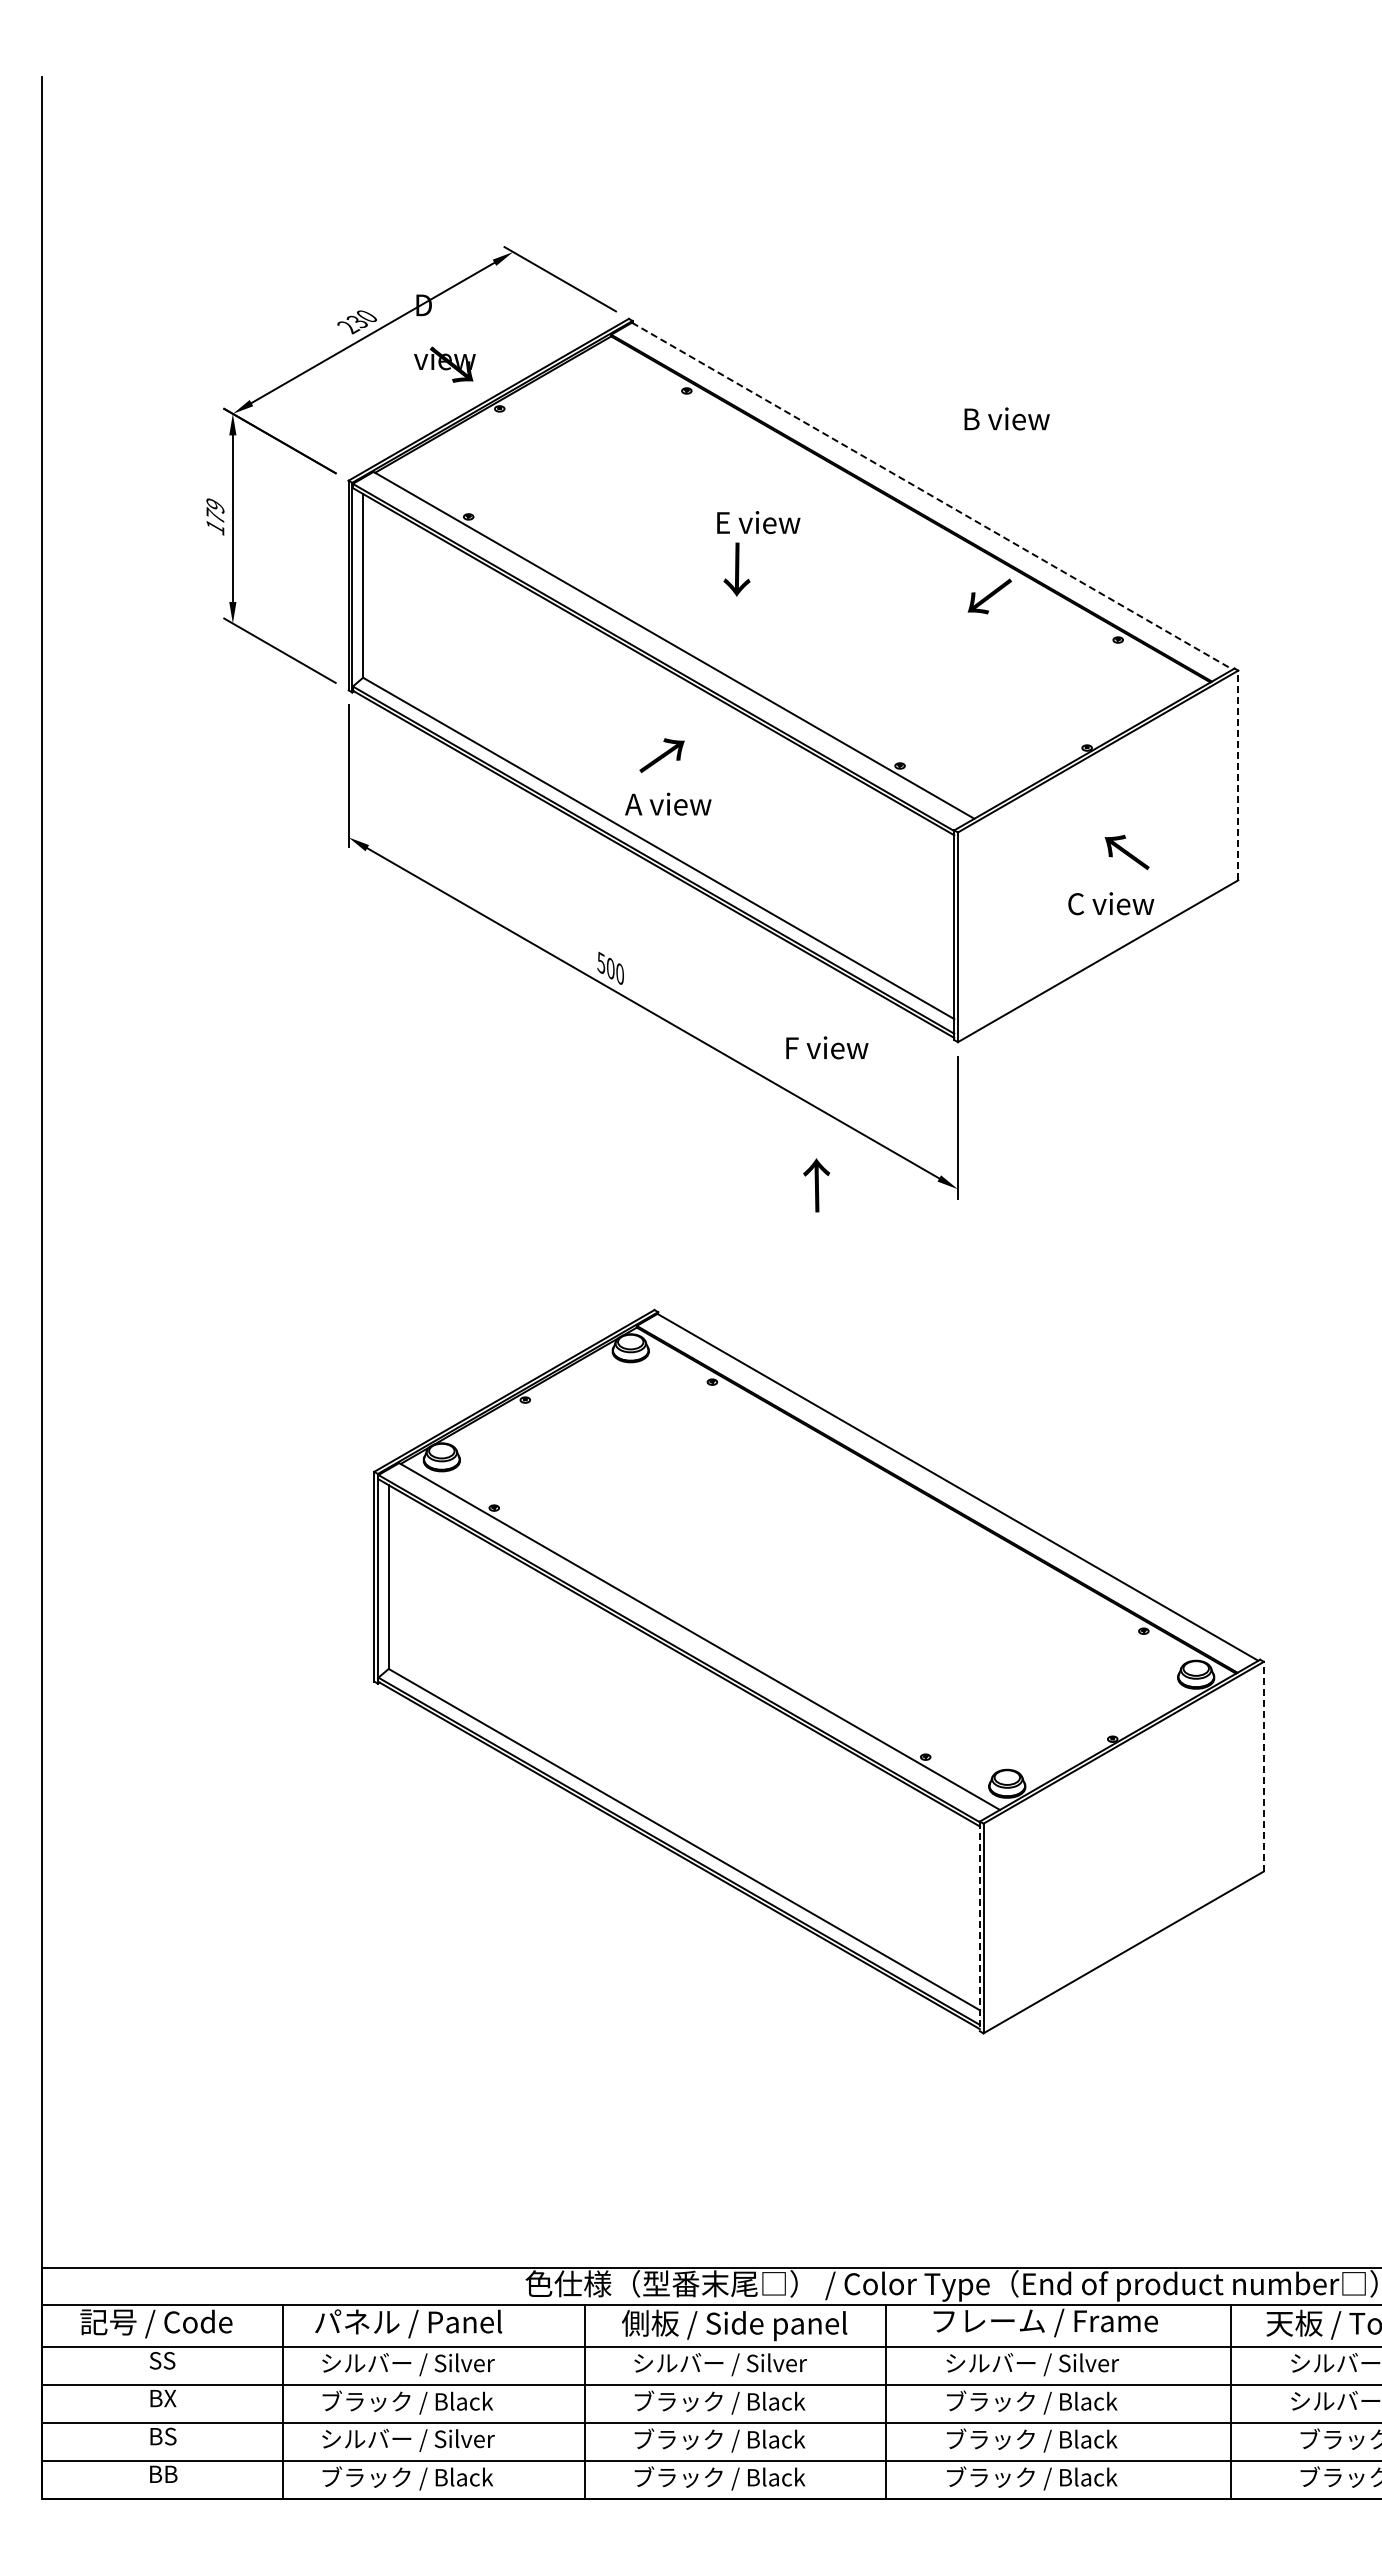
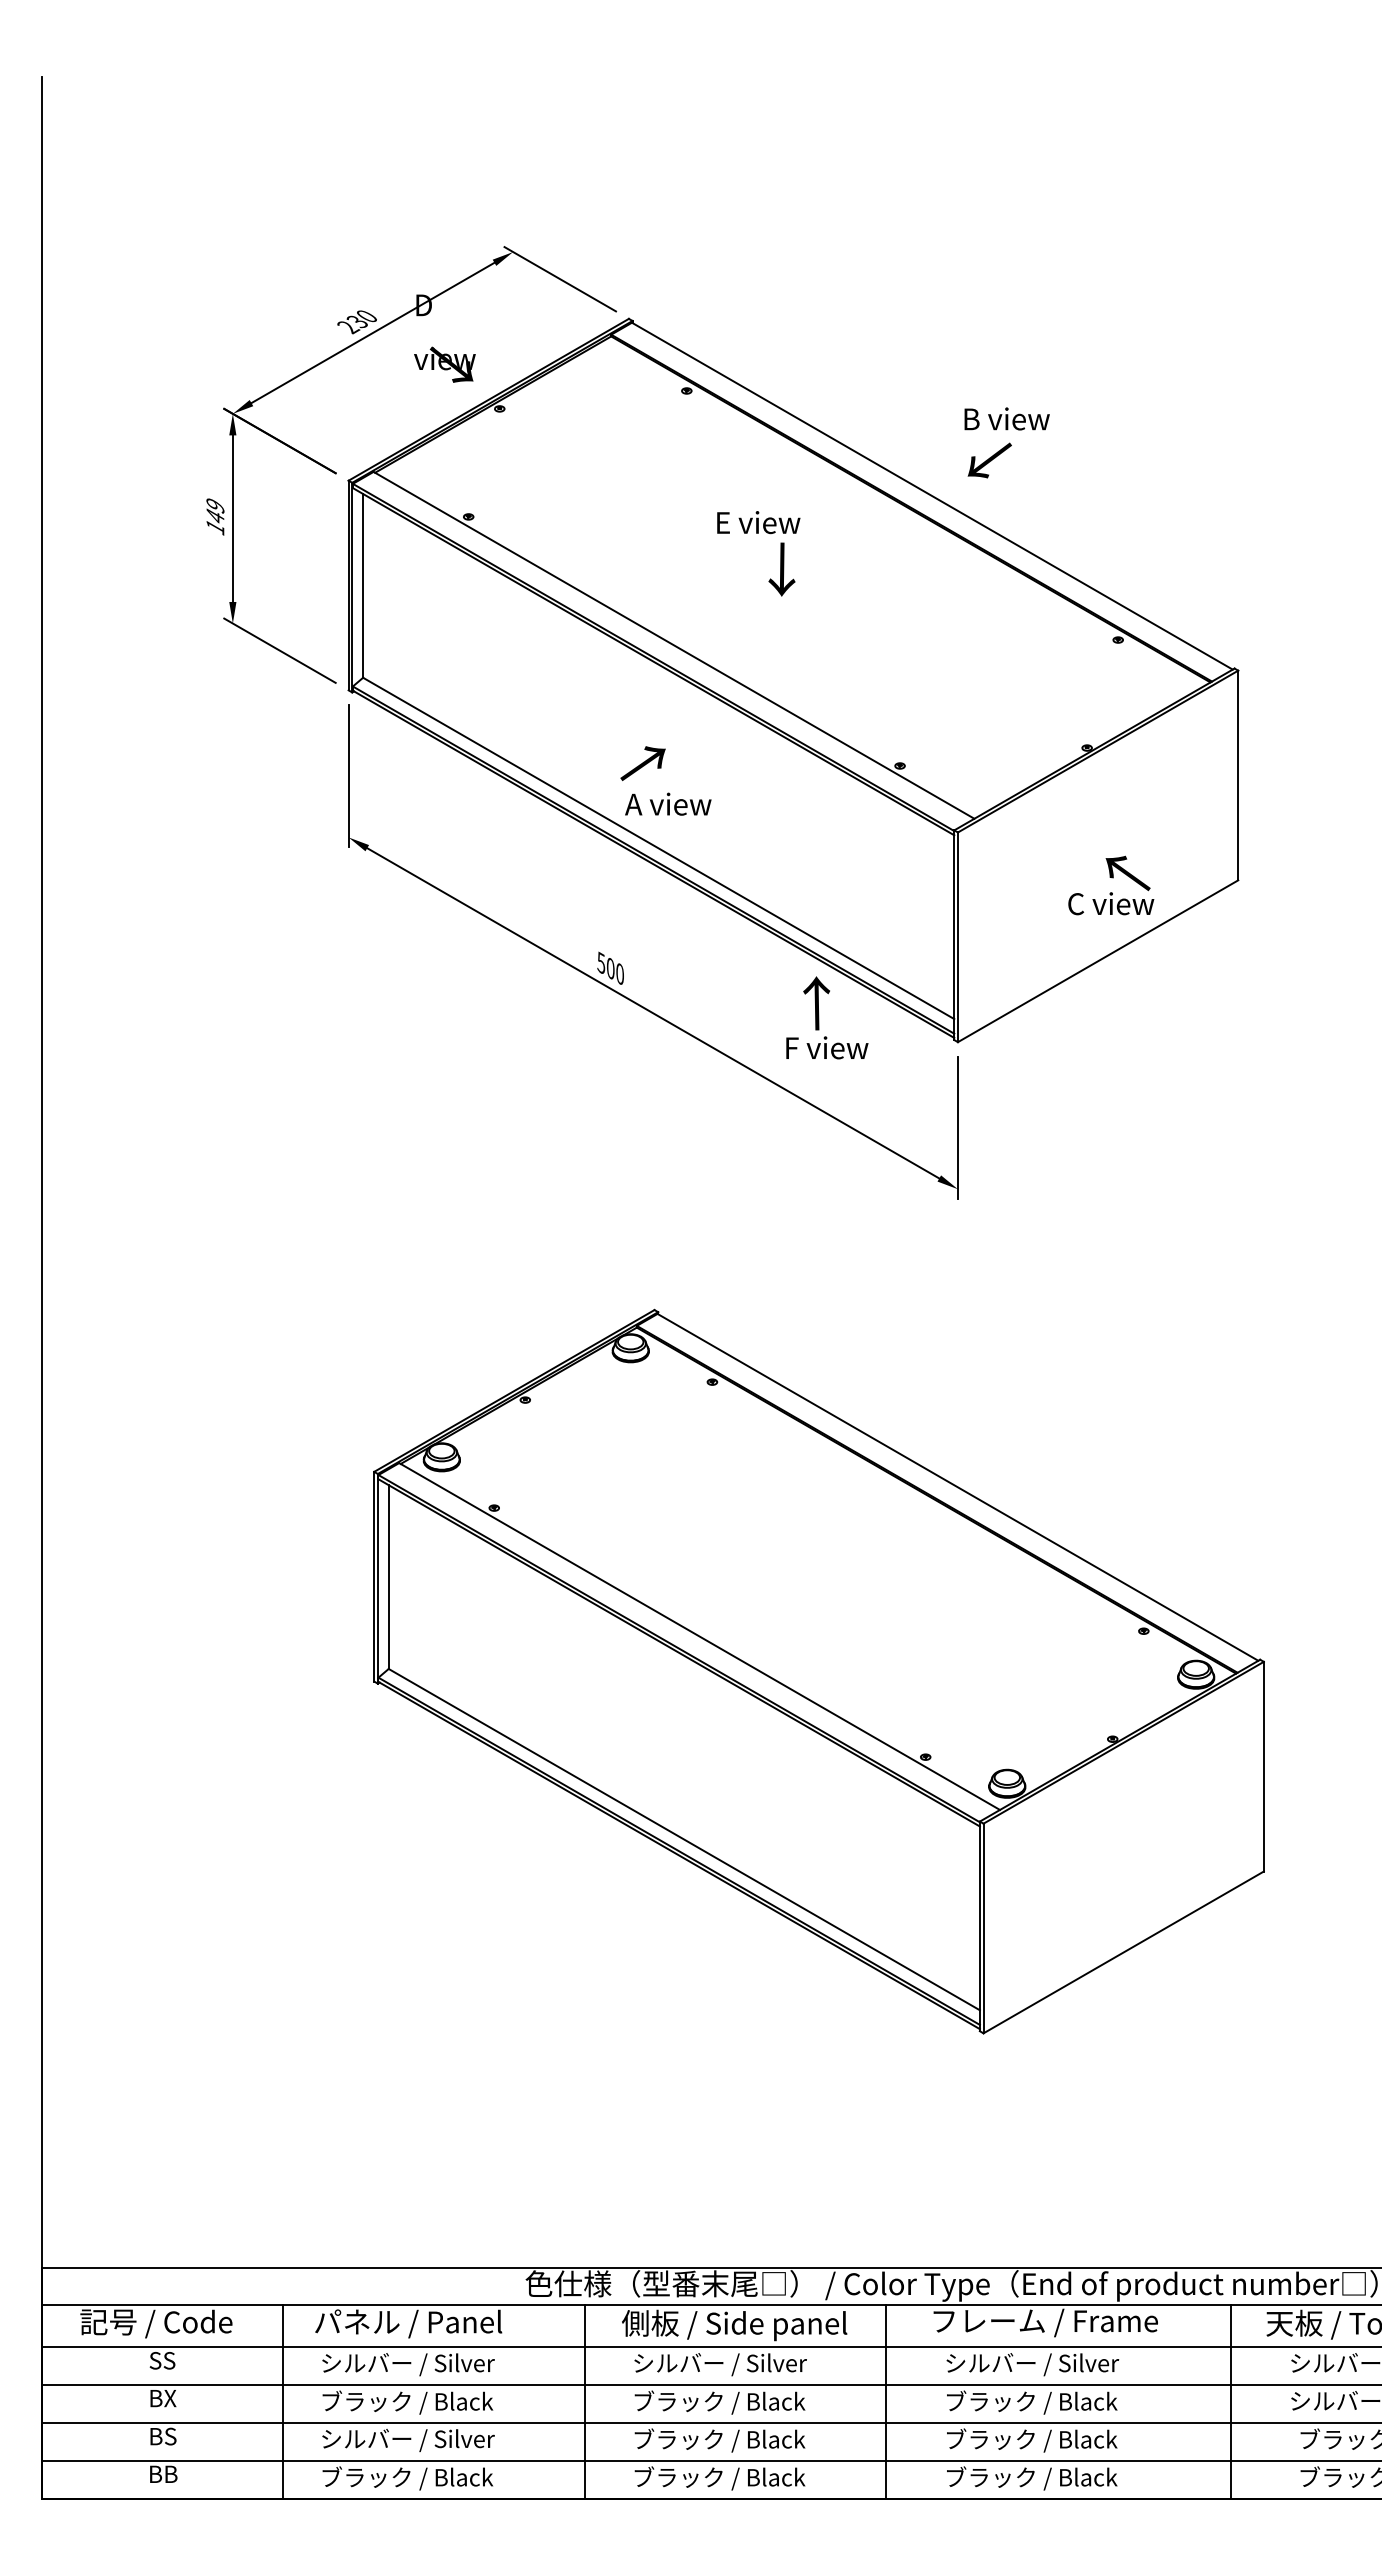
line: dashed -> solid (932, 496)
text: 179 -> 149 (215, 515)
text position: (736, 569) -> (781, 569) (781, 569)
text position: (989, 596) -> (989, 460) (989, 460)
text position: (661, 755) -> (642, 763) (642, 763)
line: dashed -> solid (1238, 775)
text position: (1126, 852) -> (1127, 873) (1127, 873)
text position: (816, 1185) -> (816, 1003) (816, 1003)
line: dashed -> solid (1263, 1766)
line: dashed -> solid (979, 1926)
